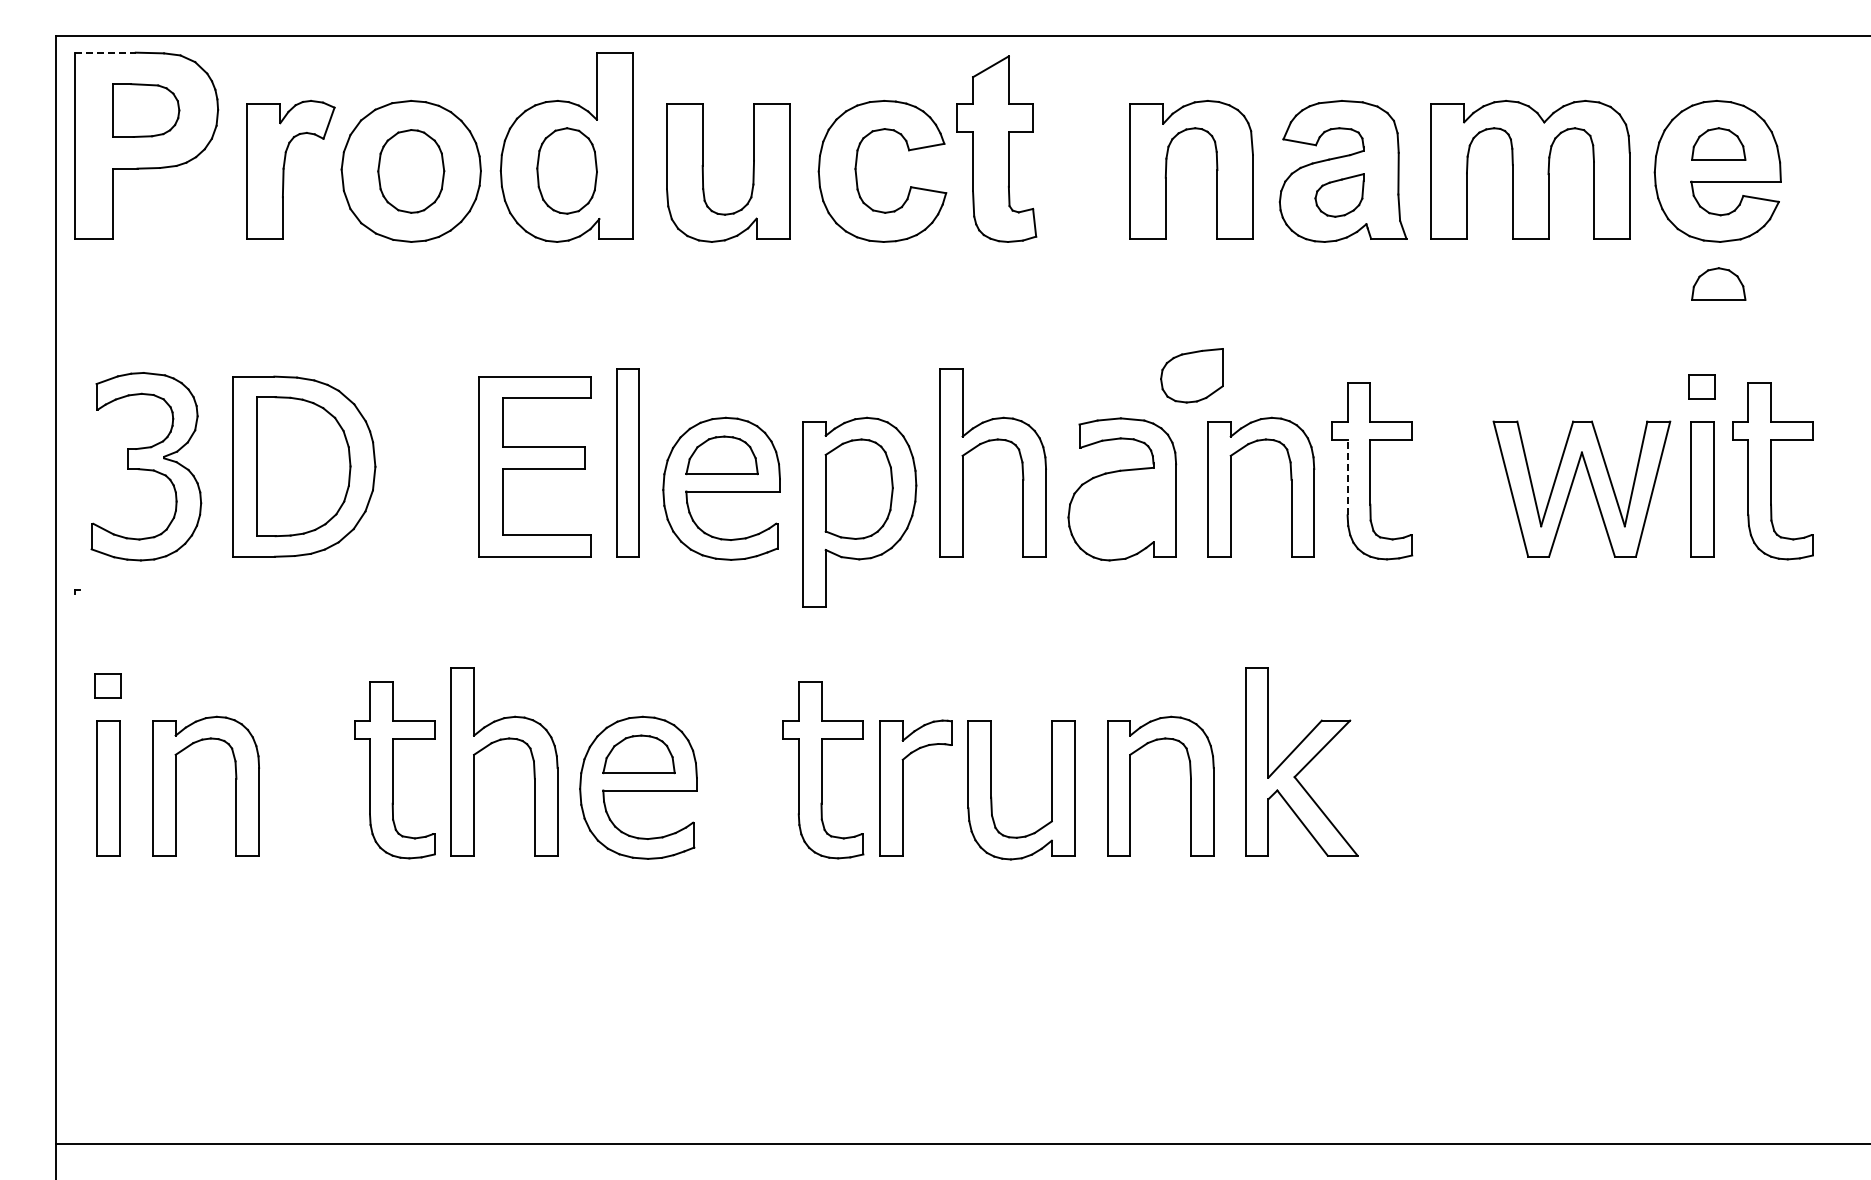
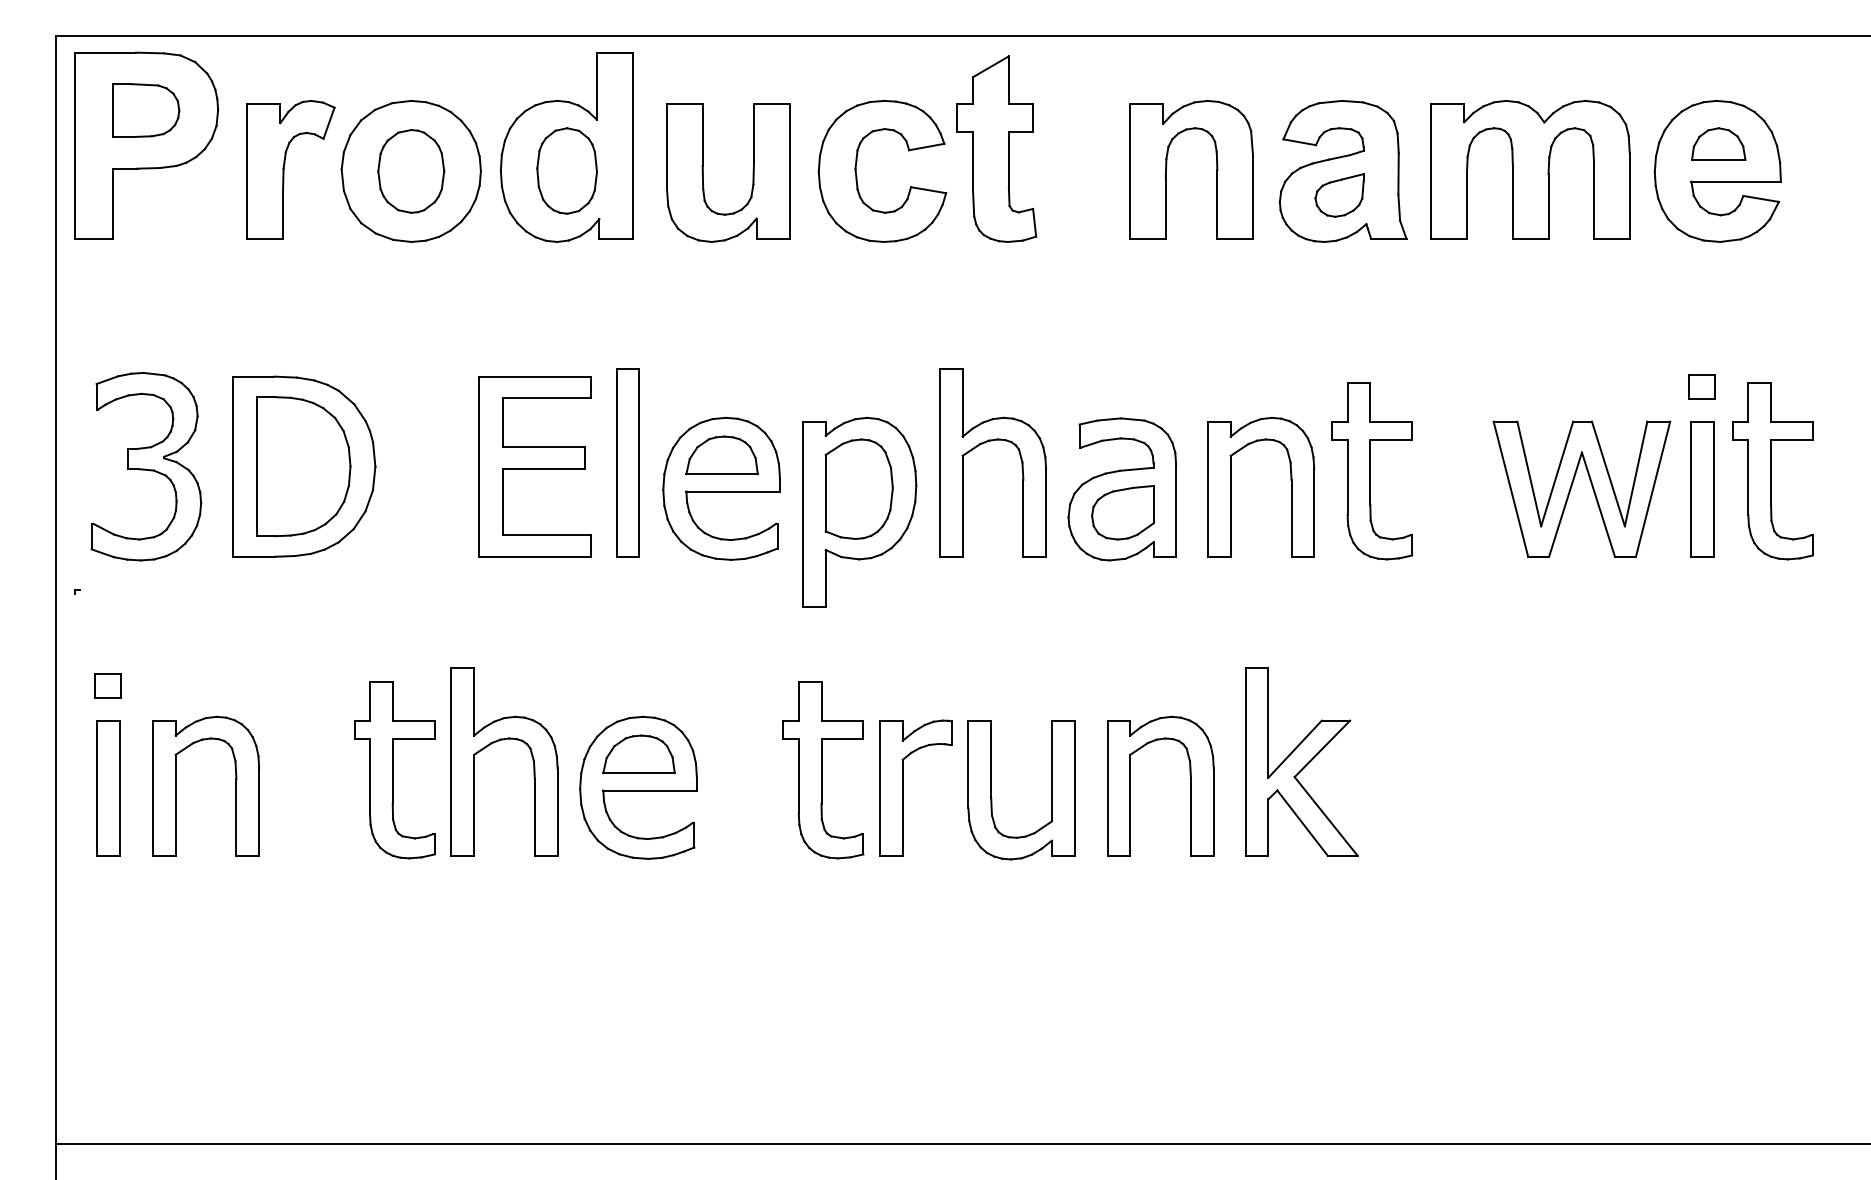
line: dashed -> solid (106, 52)
part: present -> none (1718, 283)
part position: (1191, 375) -> (1122, 512) (1122, 512)
line: dashed -> solid (1347, 477)
